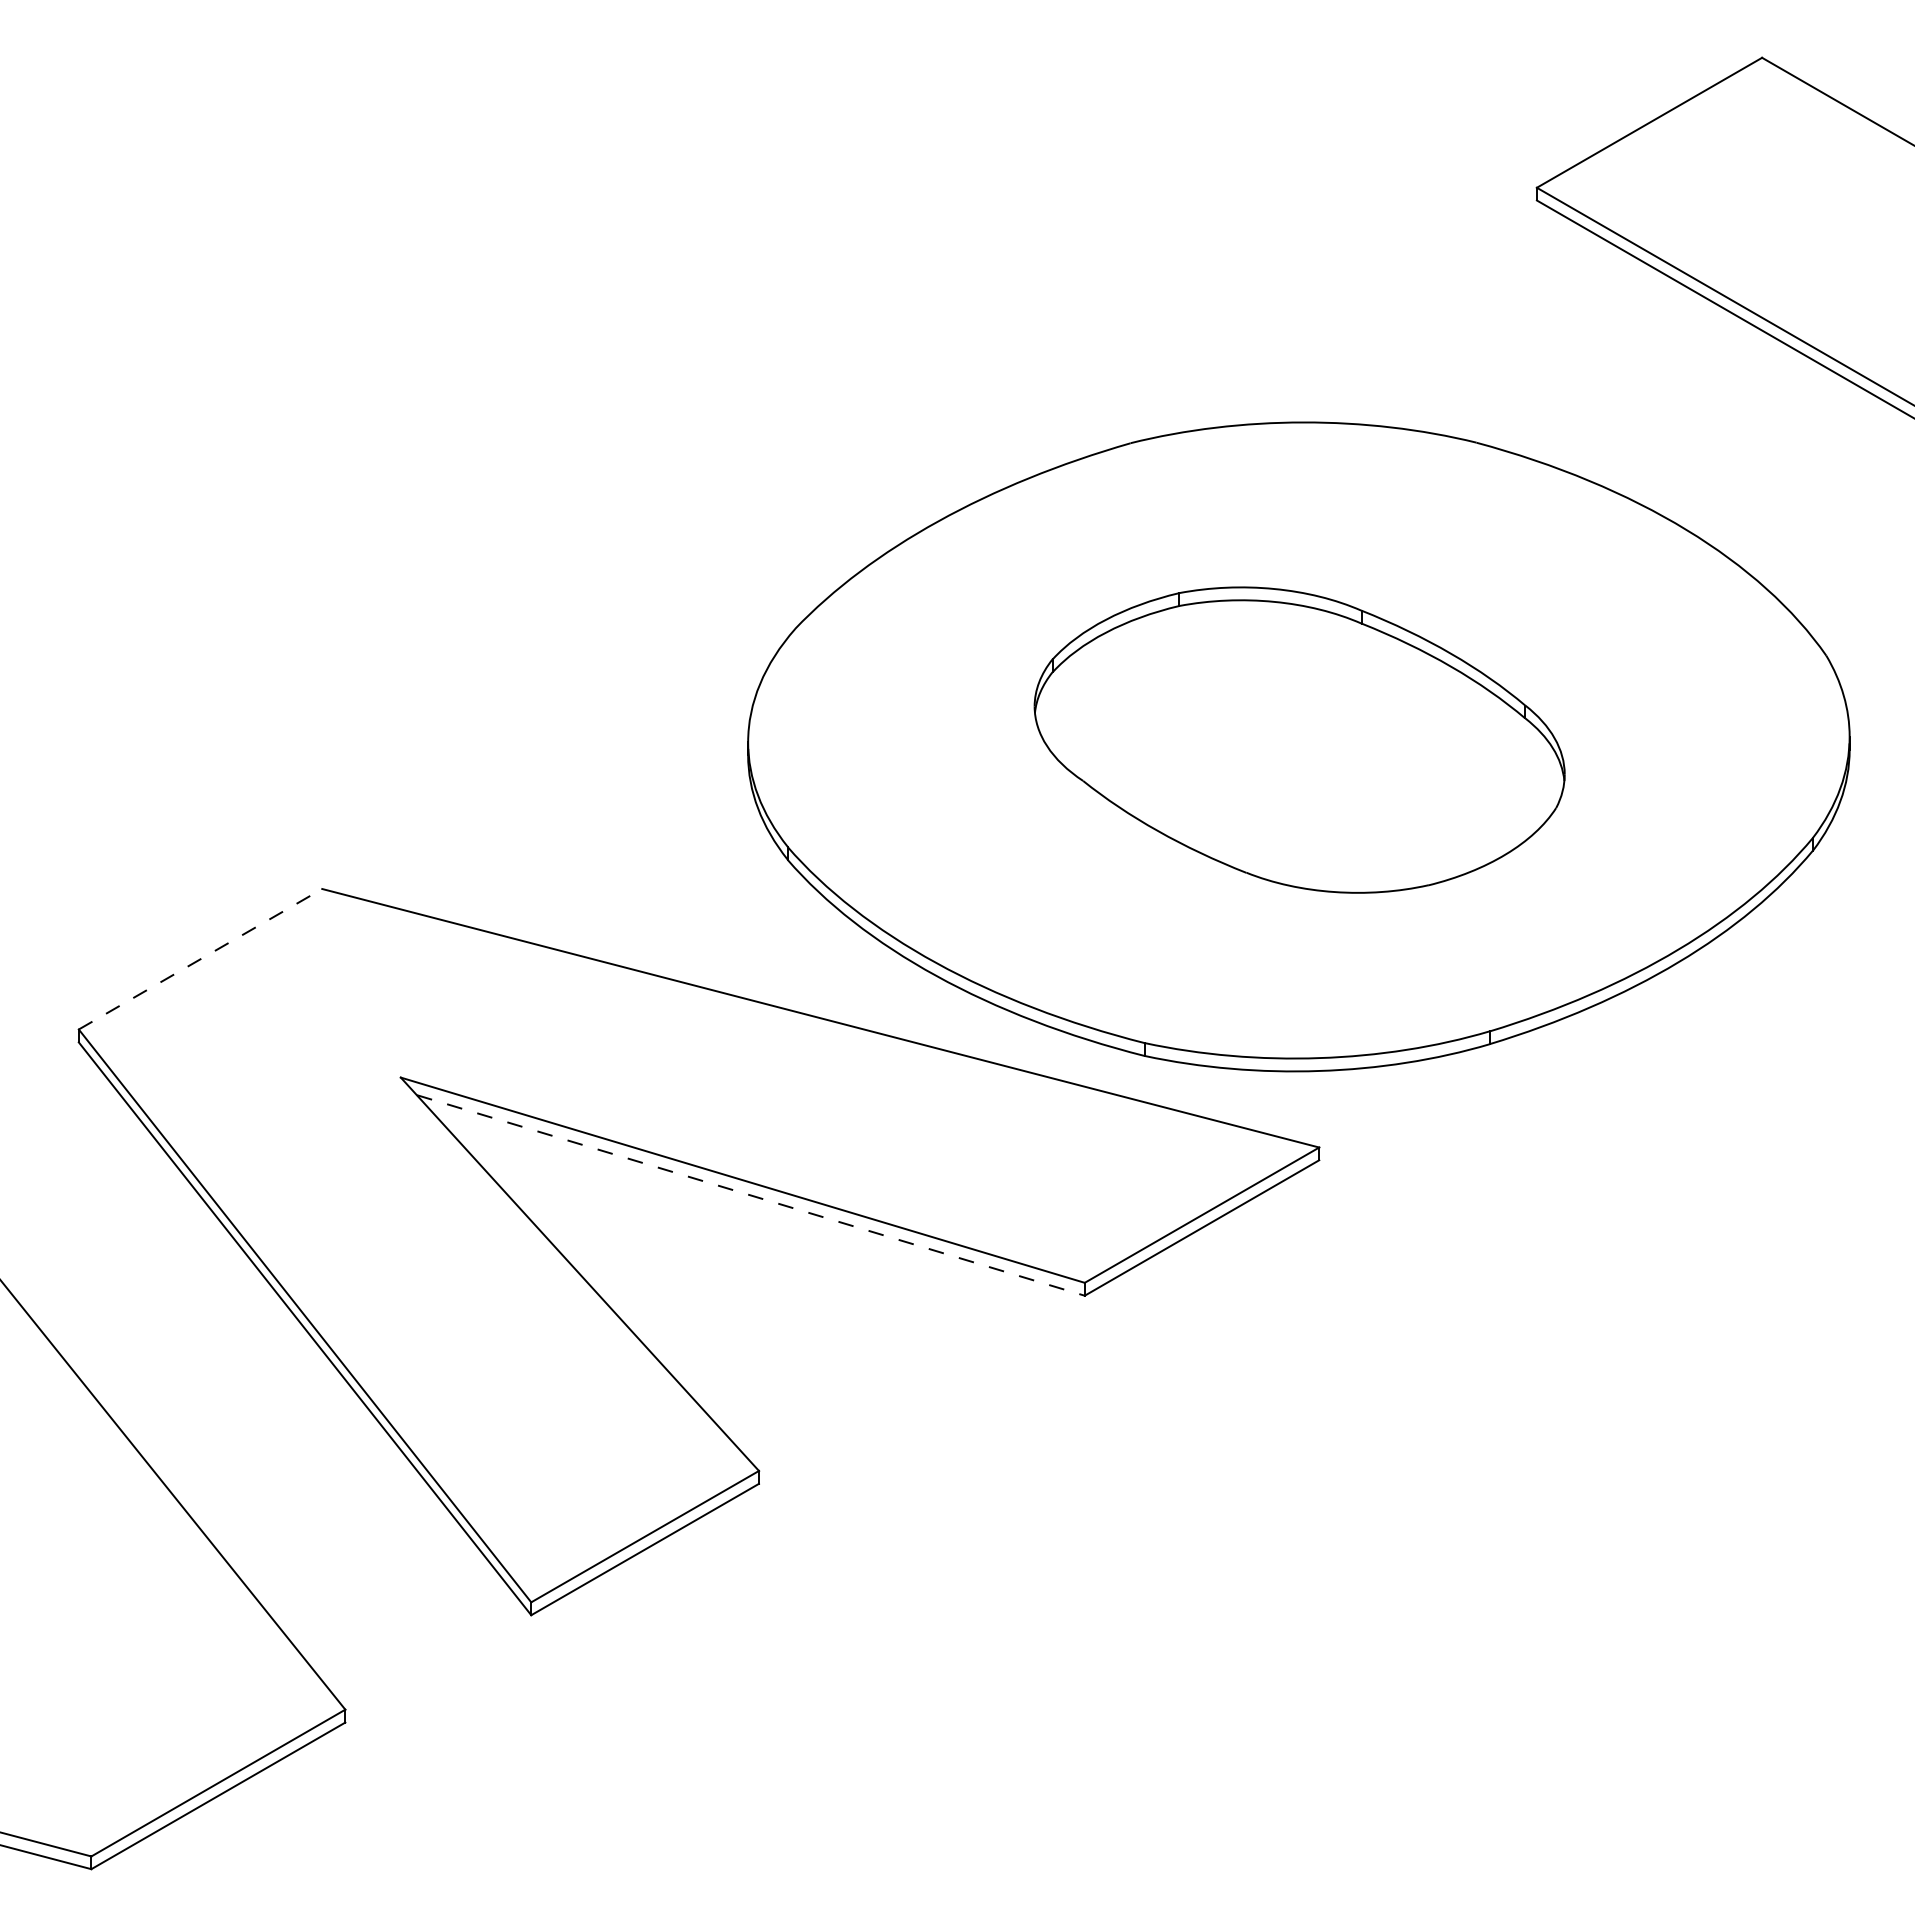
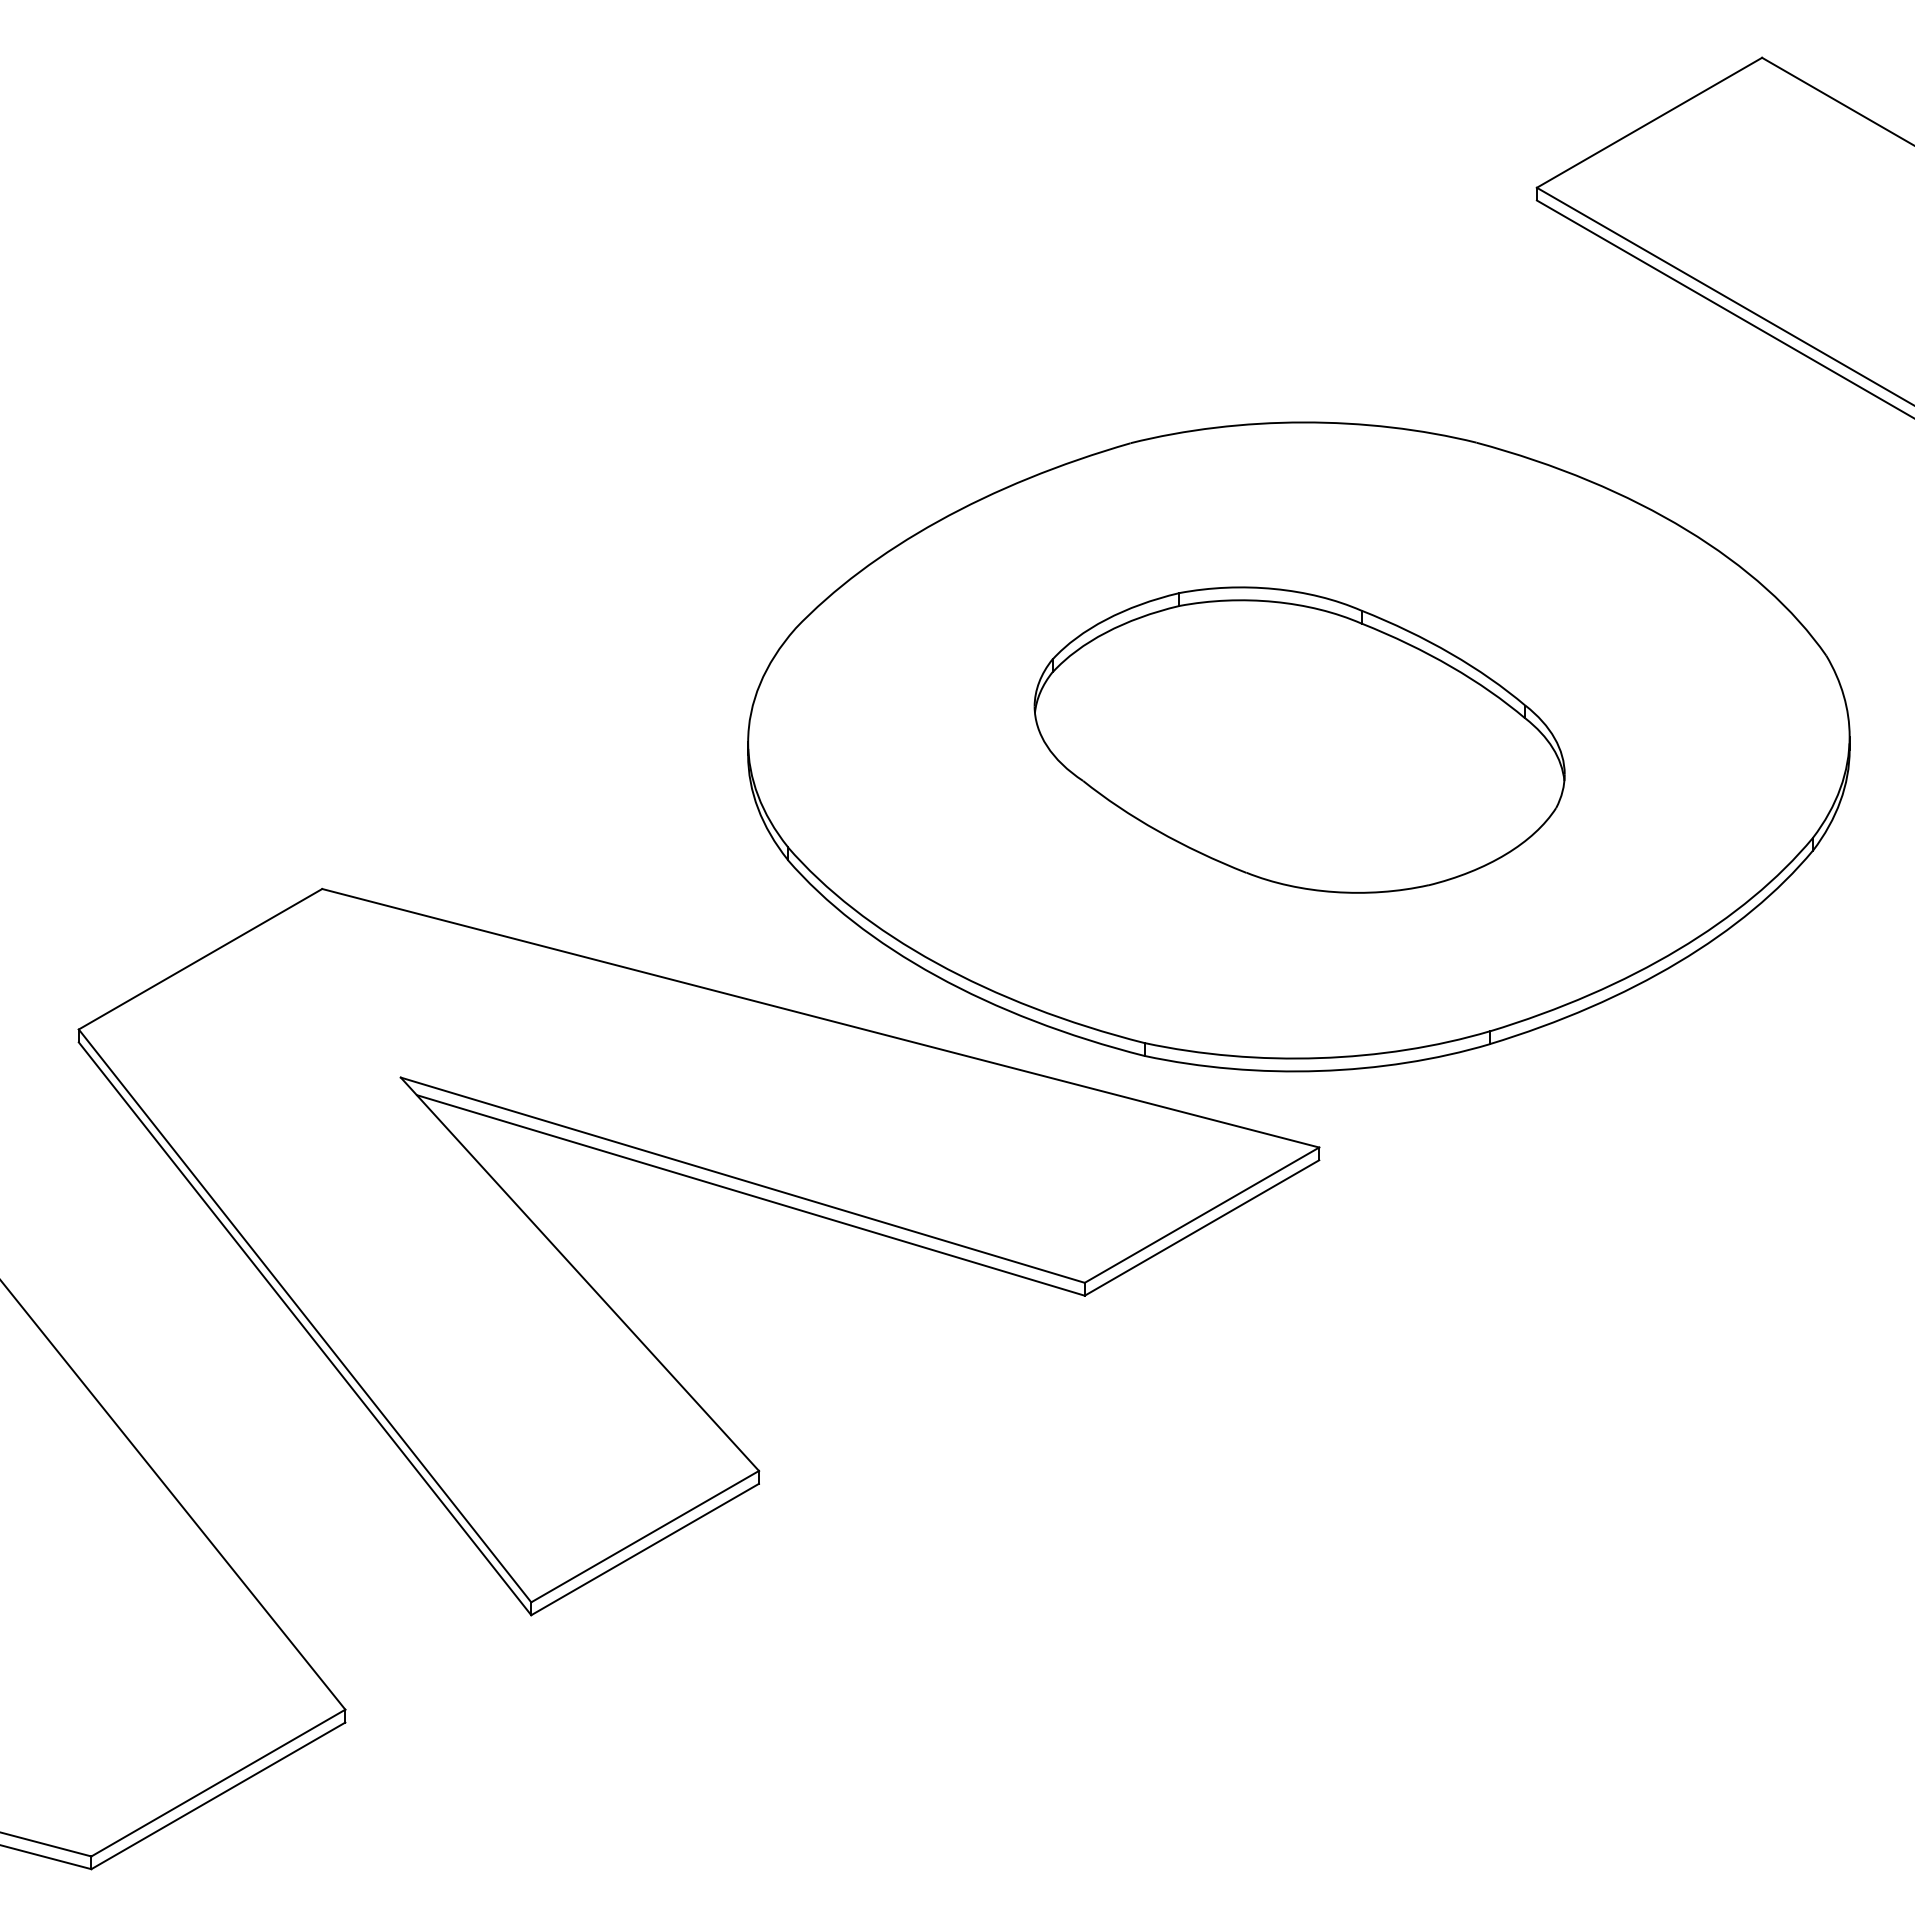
line: dashed -> solid (200, 959)
line: dashed -> solid (750, 1195)
